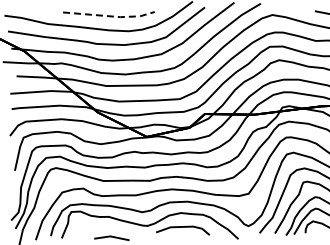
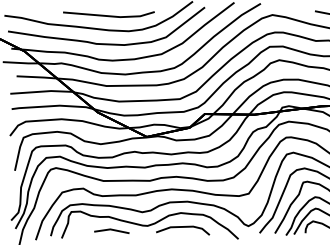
line: dashed -> solid (110, 16)
line position: (111, 237) -> (111, 230) (111, 230)
